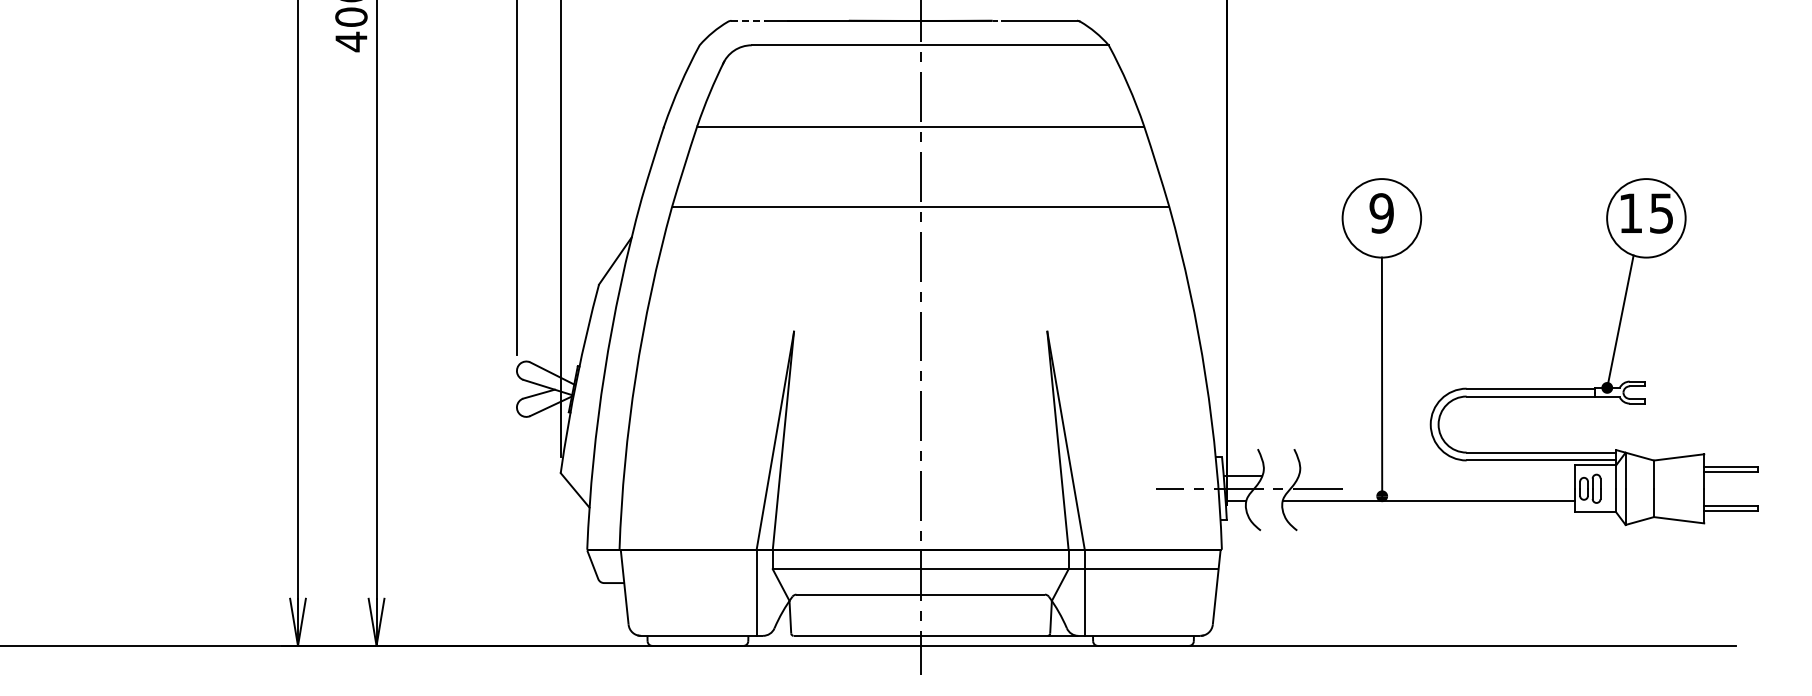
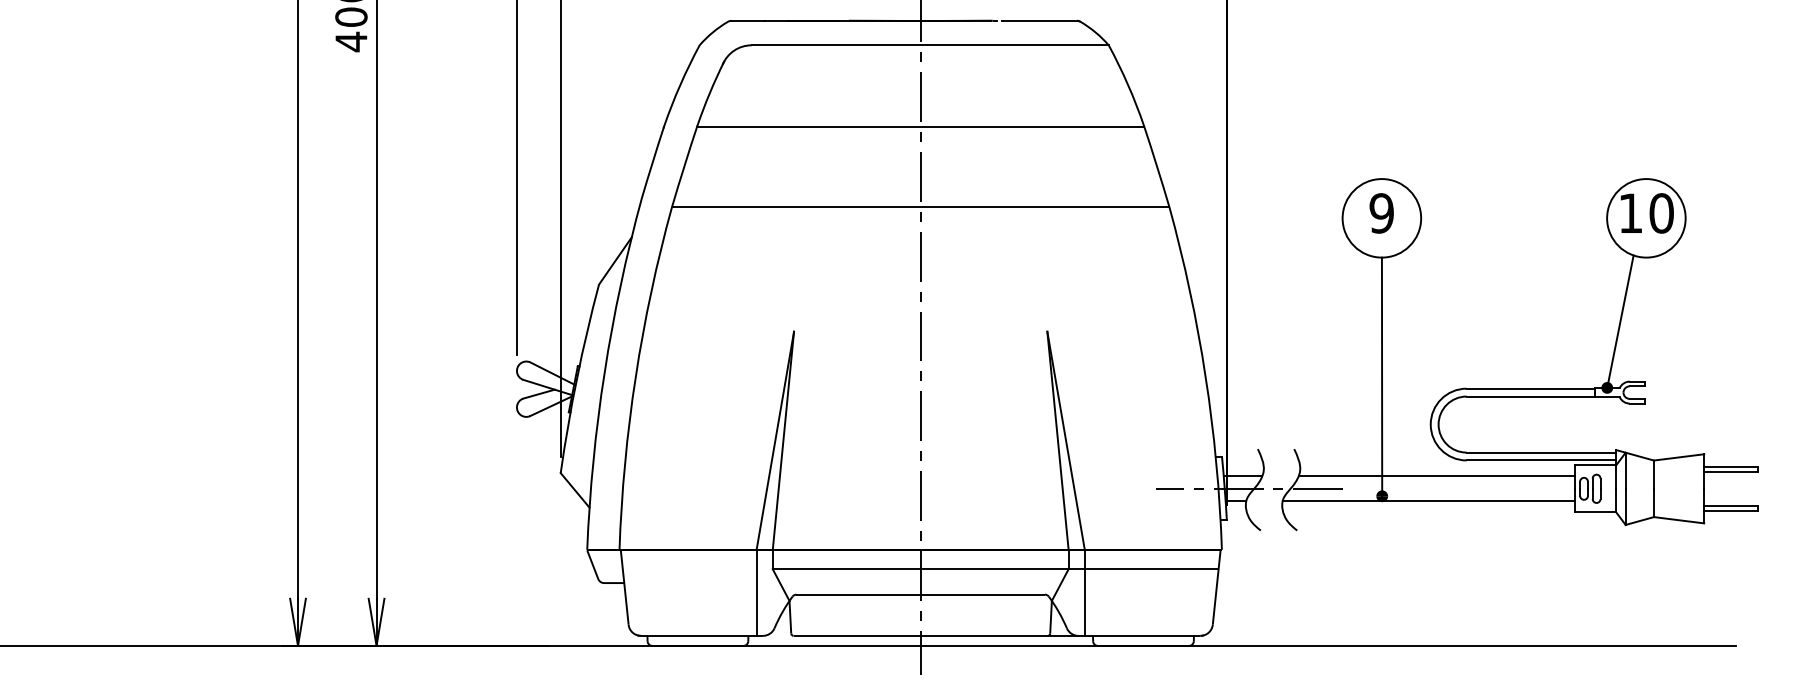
line: dashed -> solid (748, 20)
text: 15 -> 10 (1661, 213)
line: none -> present (1436, 476)
